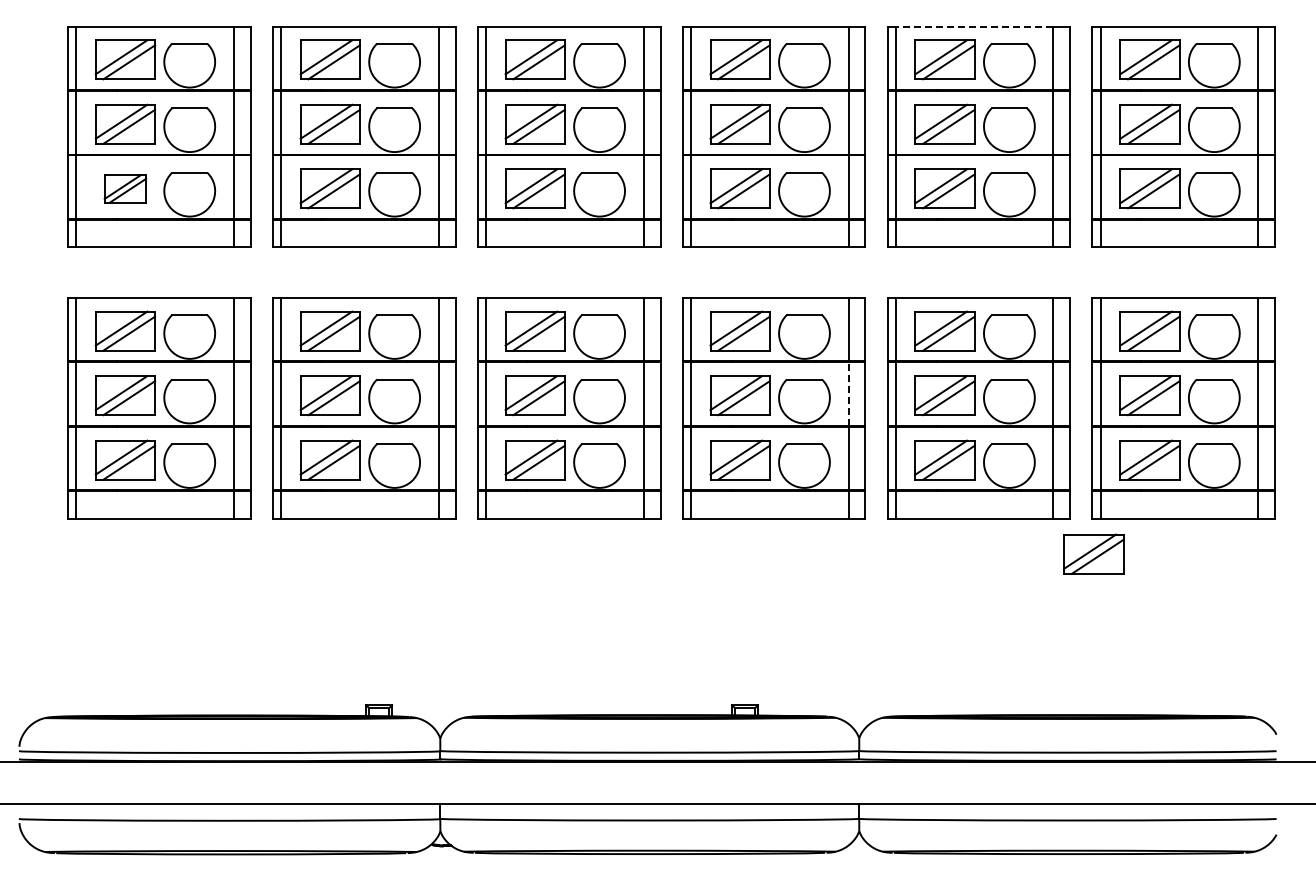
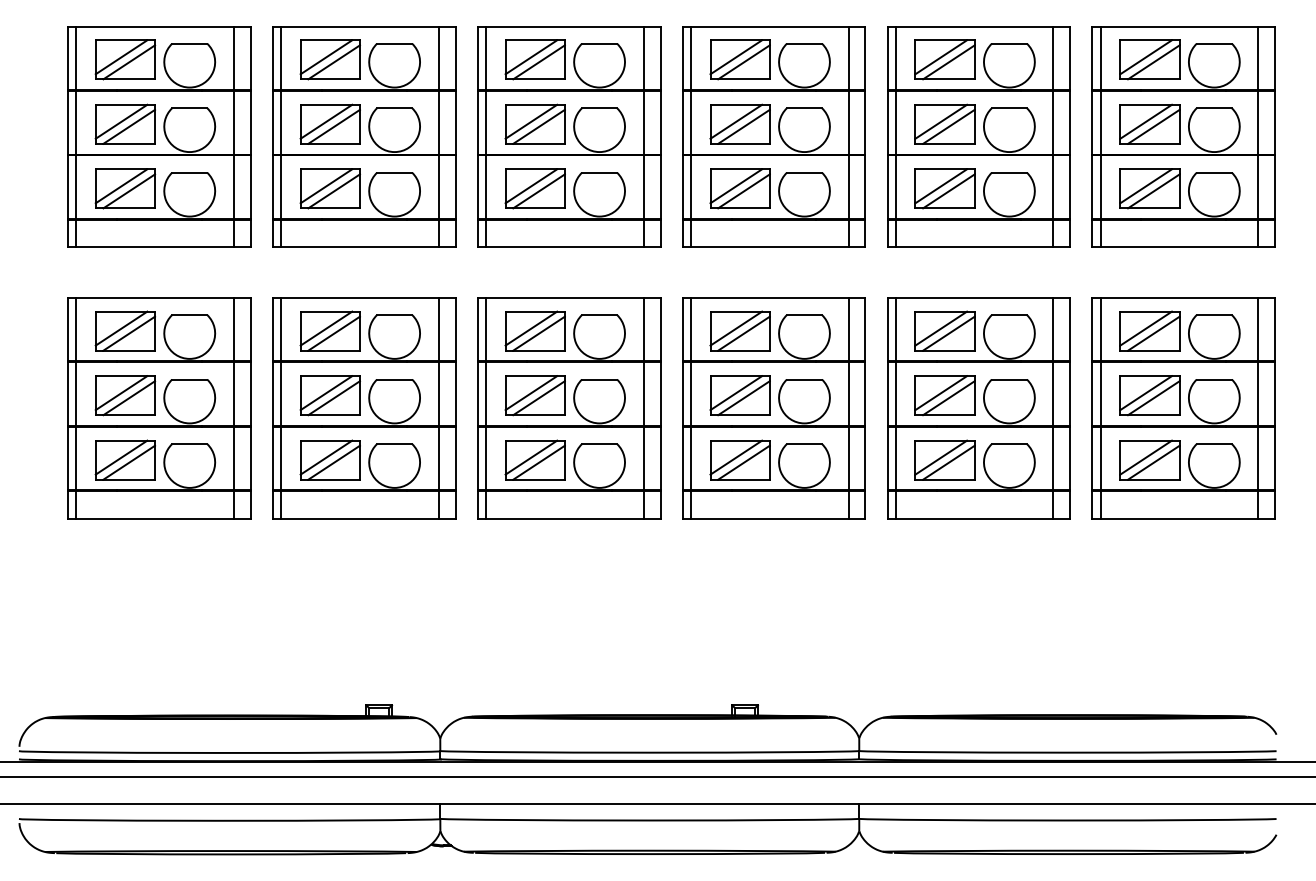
line: dashed -> solid (974, 26)
part size: 45x30 px -> 63x42 px (125, 188)
line: dashed -> solid (848, 394)
part: present -> none (1093, 553)
line: none -> present (657, 776)
